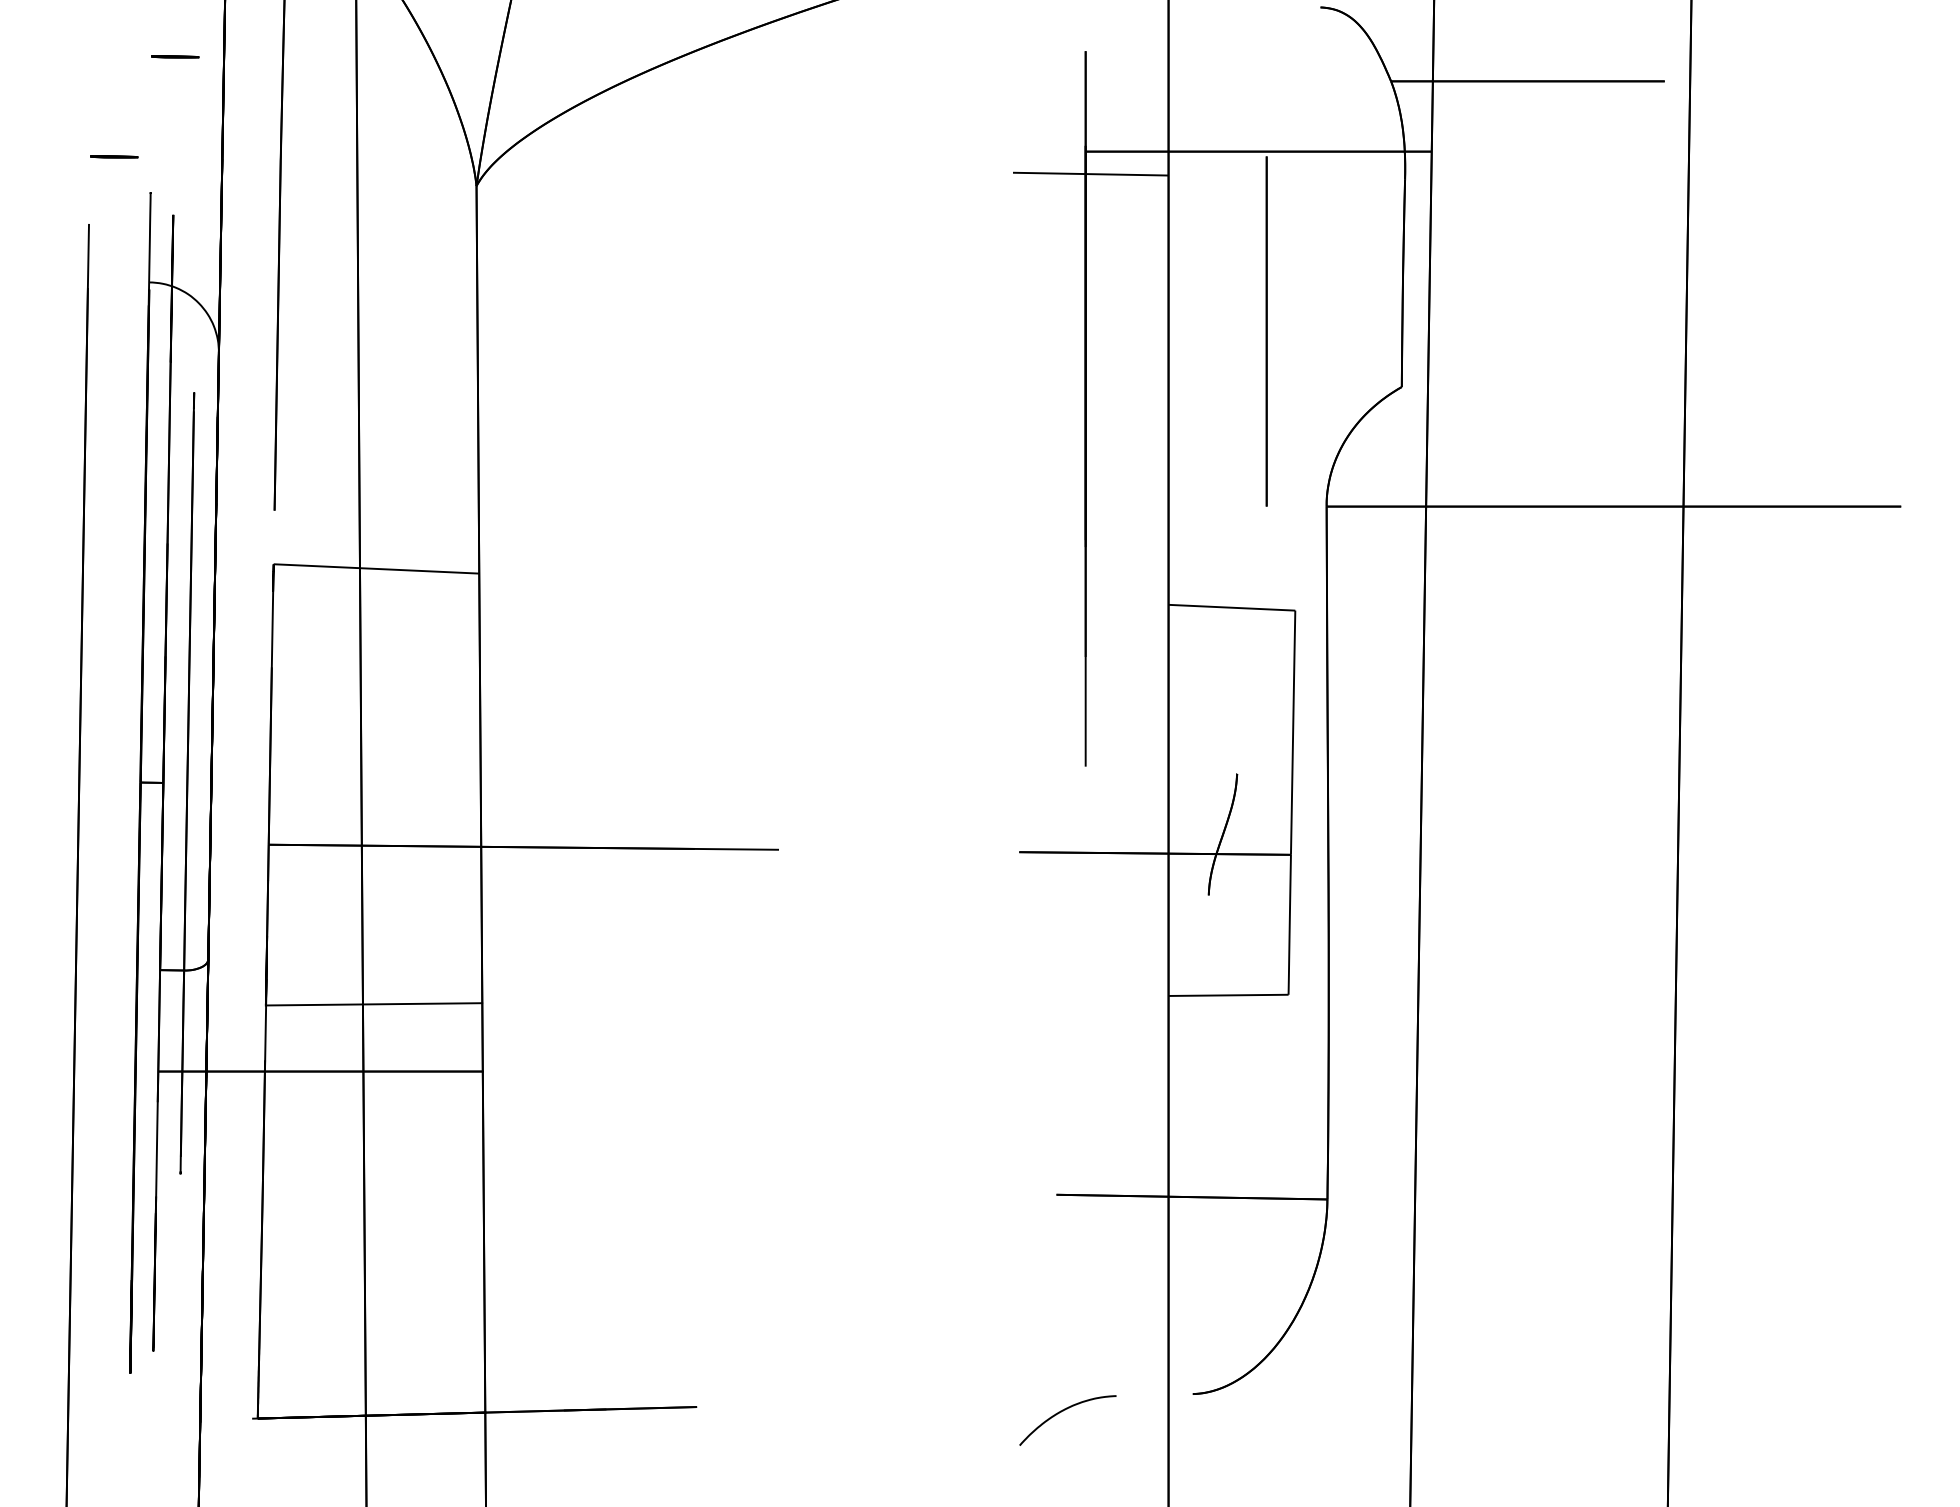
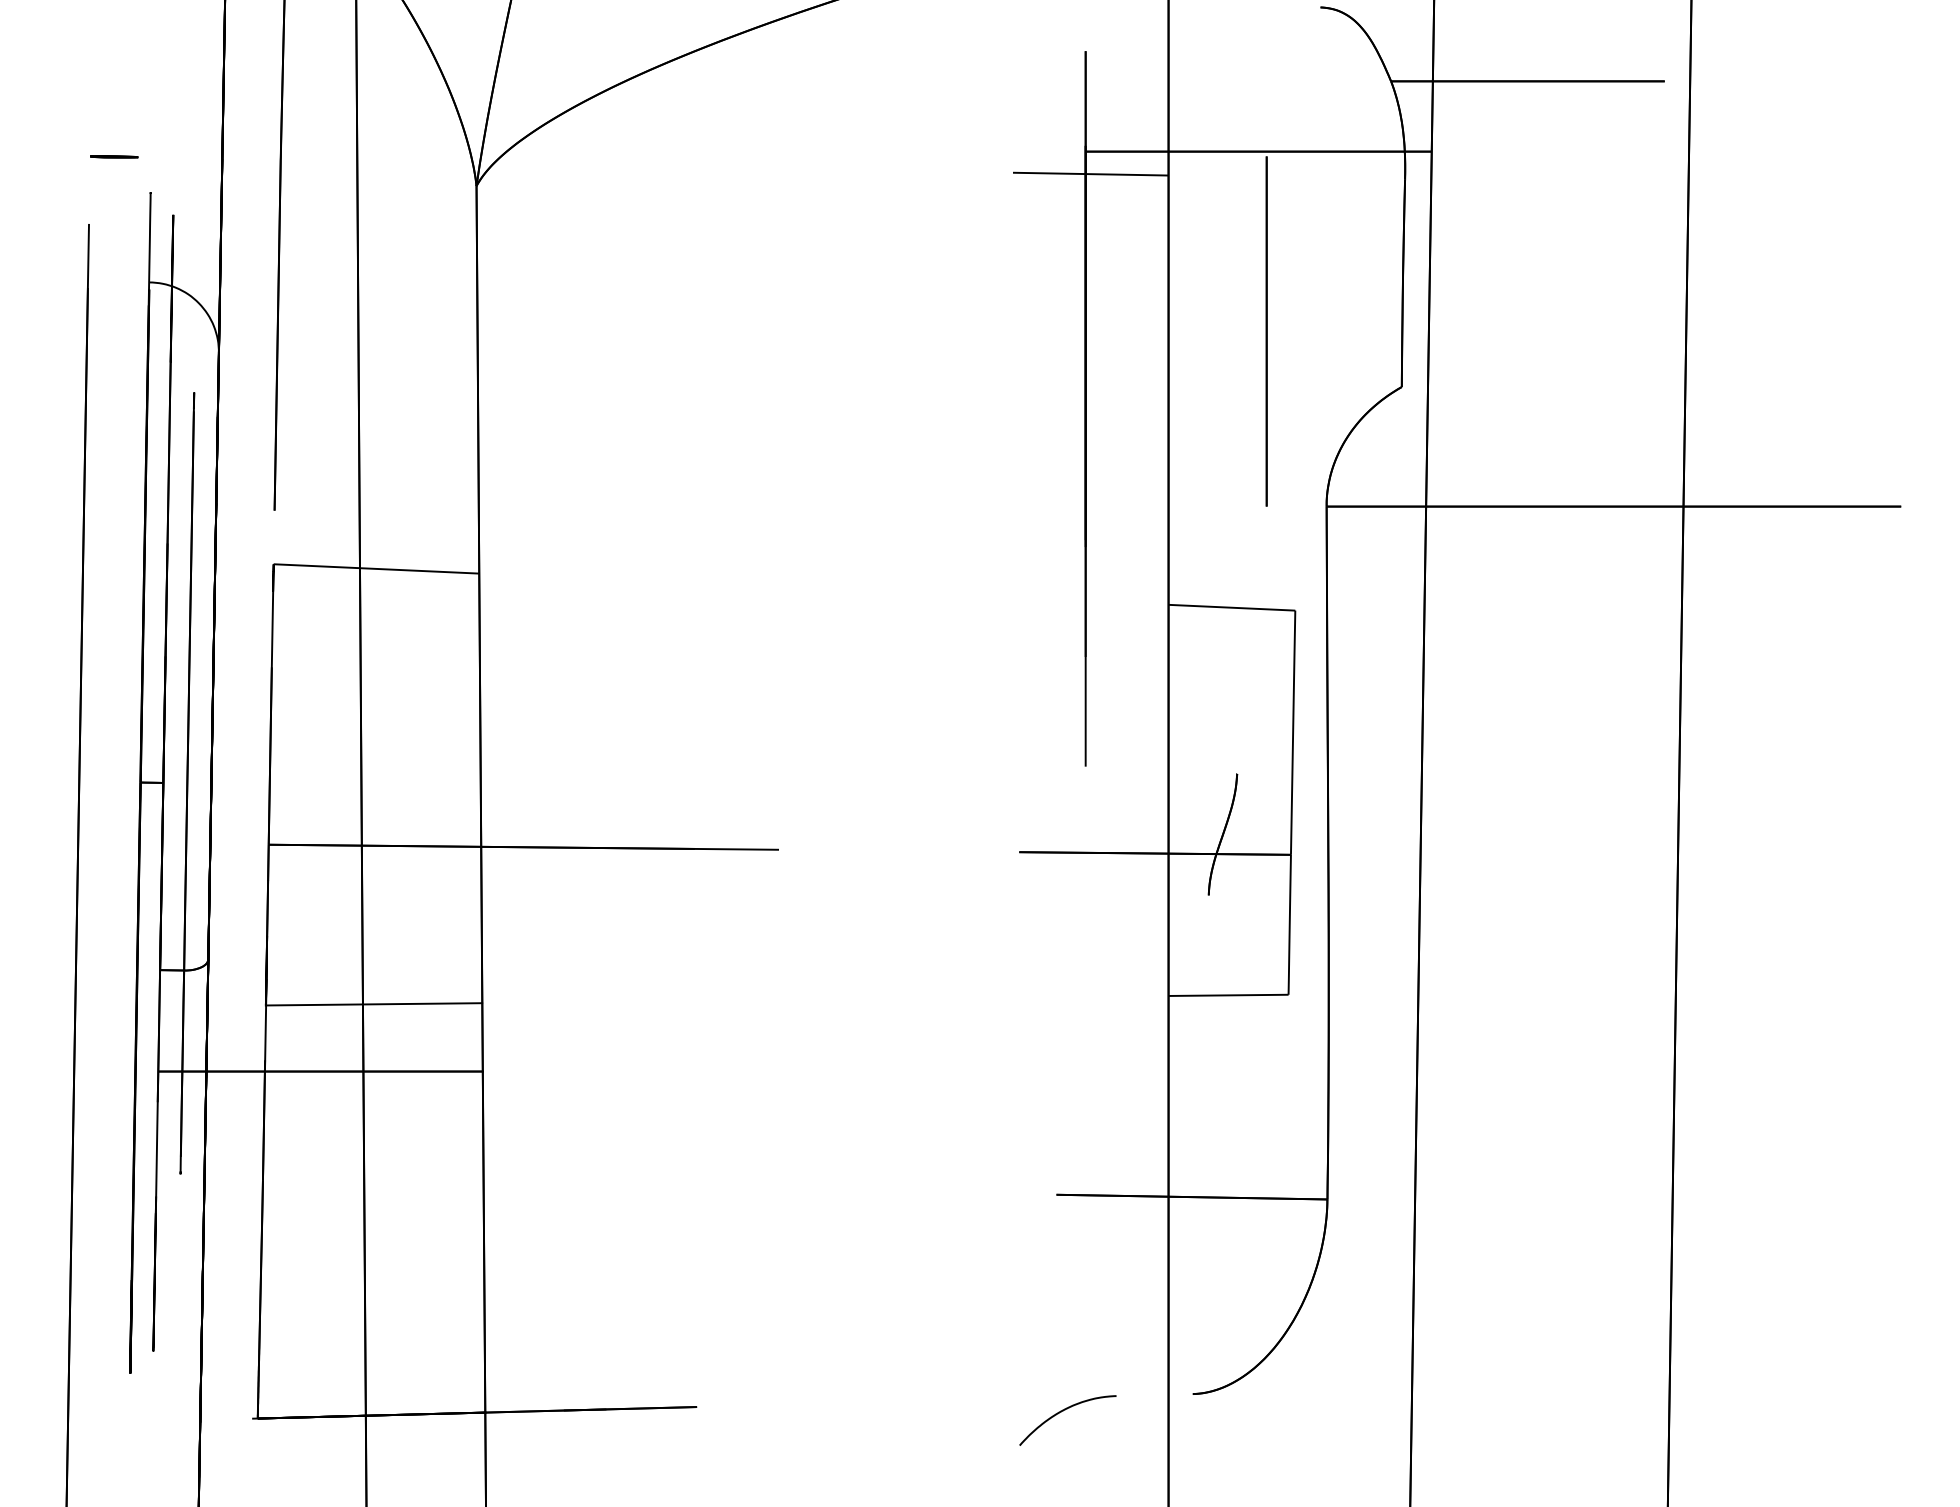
line: present -> none (175, 56)
